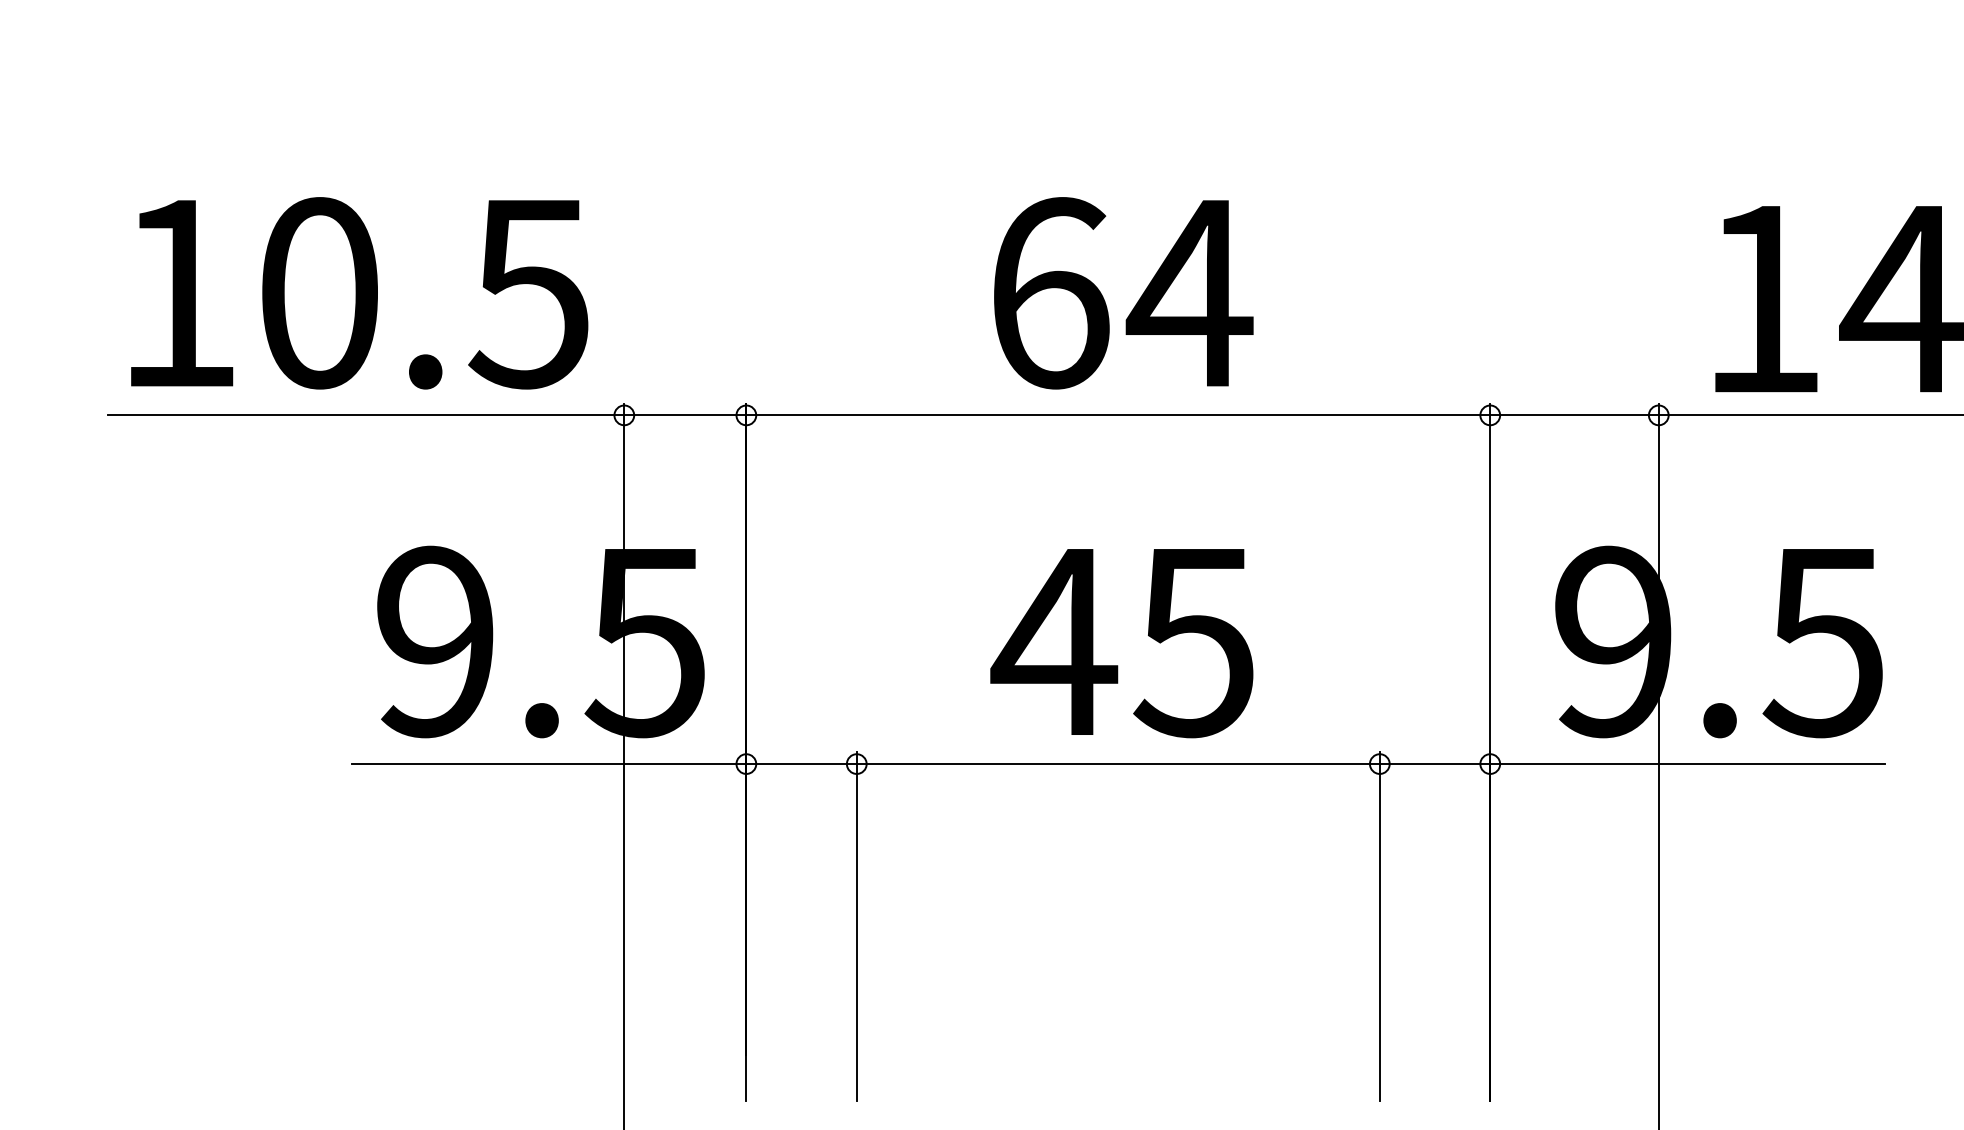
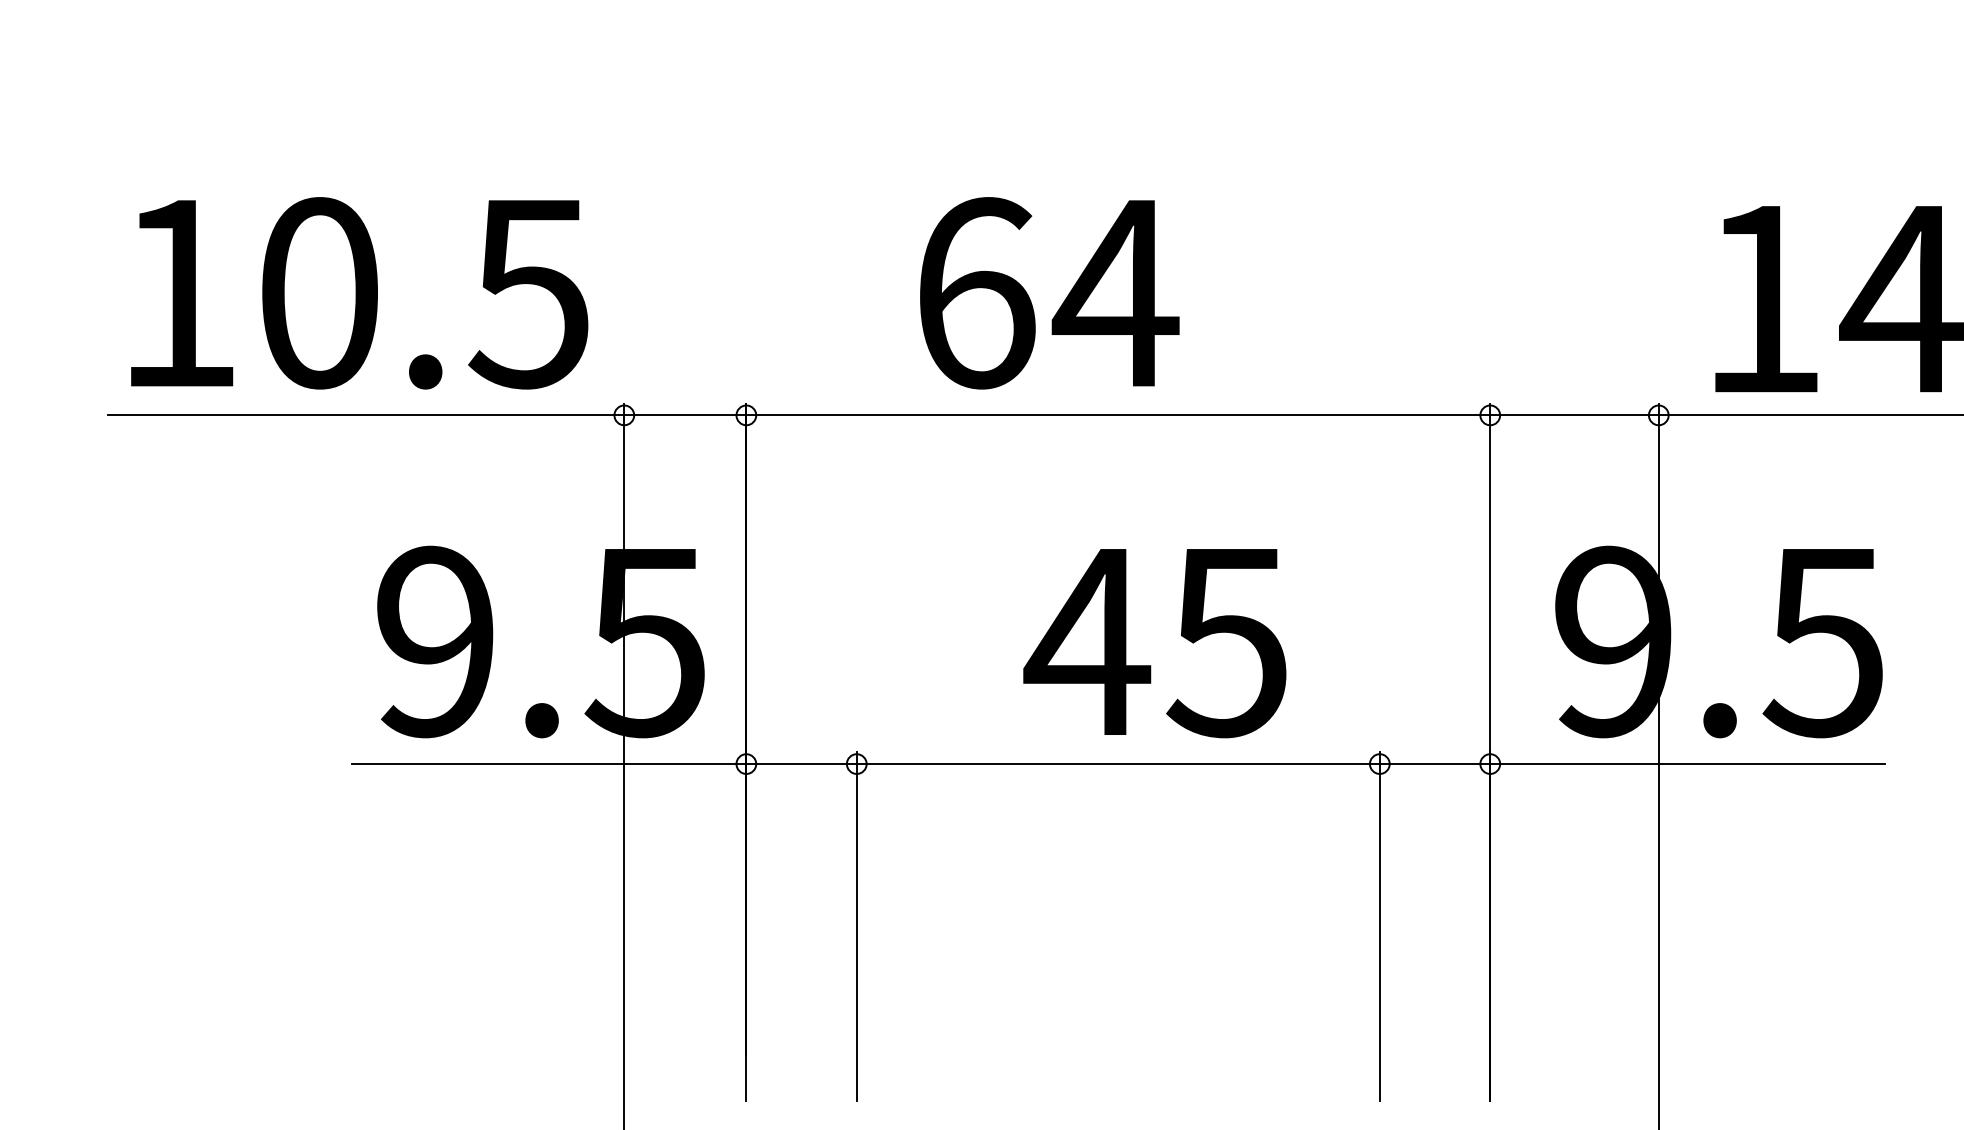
text position: (1123, 293) -> (1049, 293) (1049, 293)
text position: (1121, 643) -> (1154, 643) (1154, 643)
